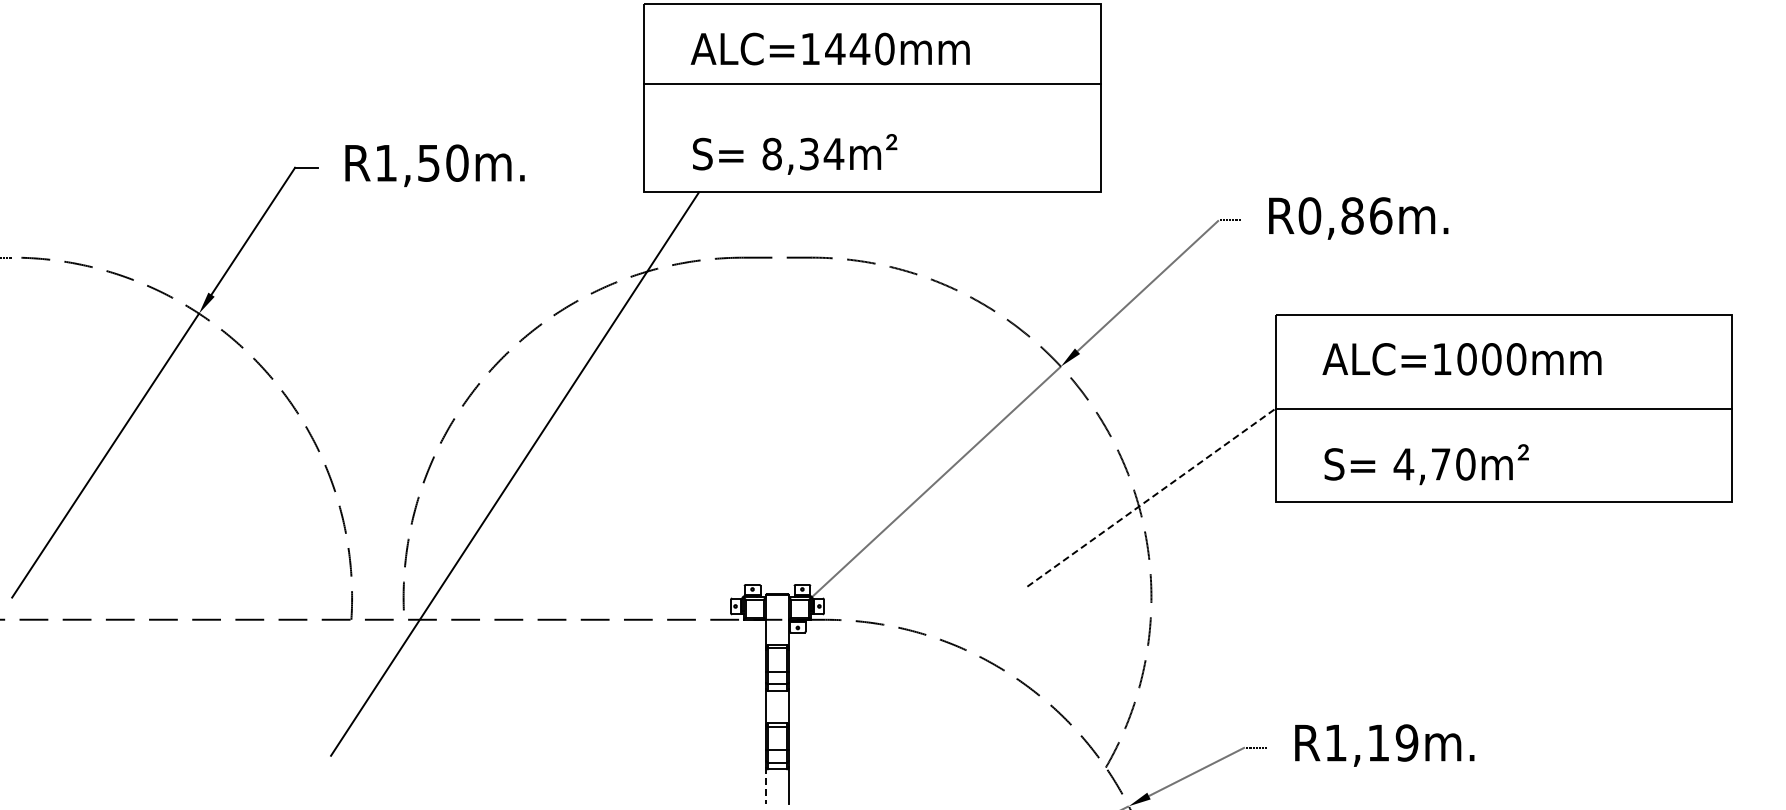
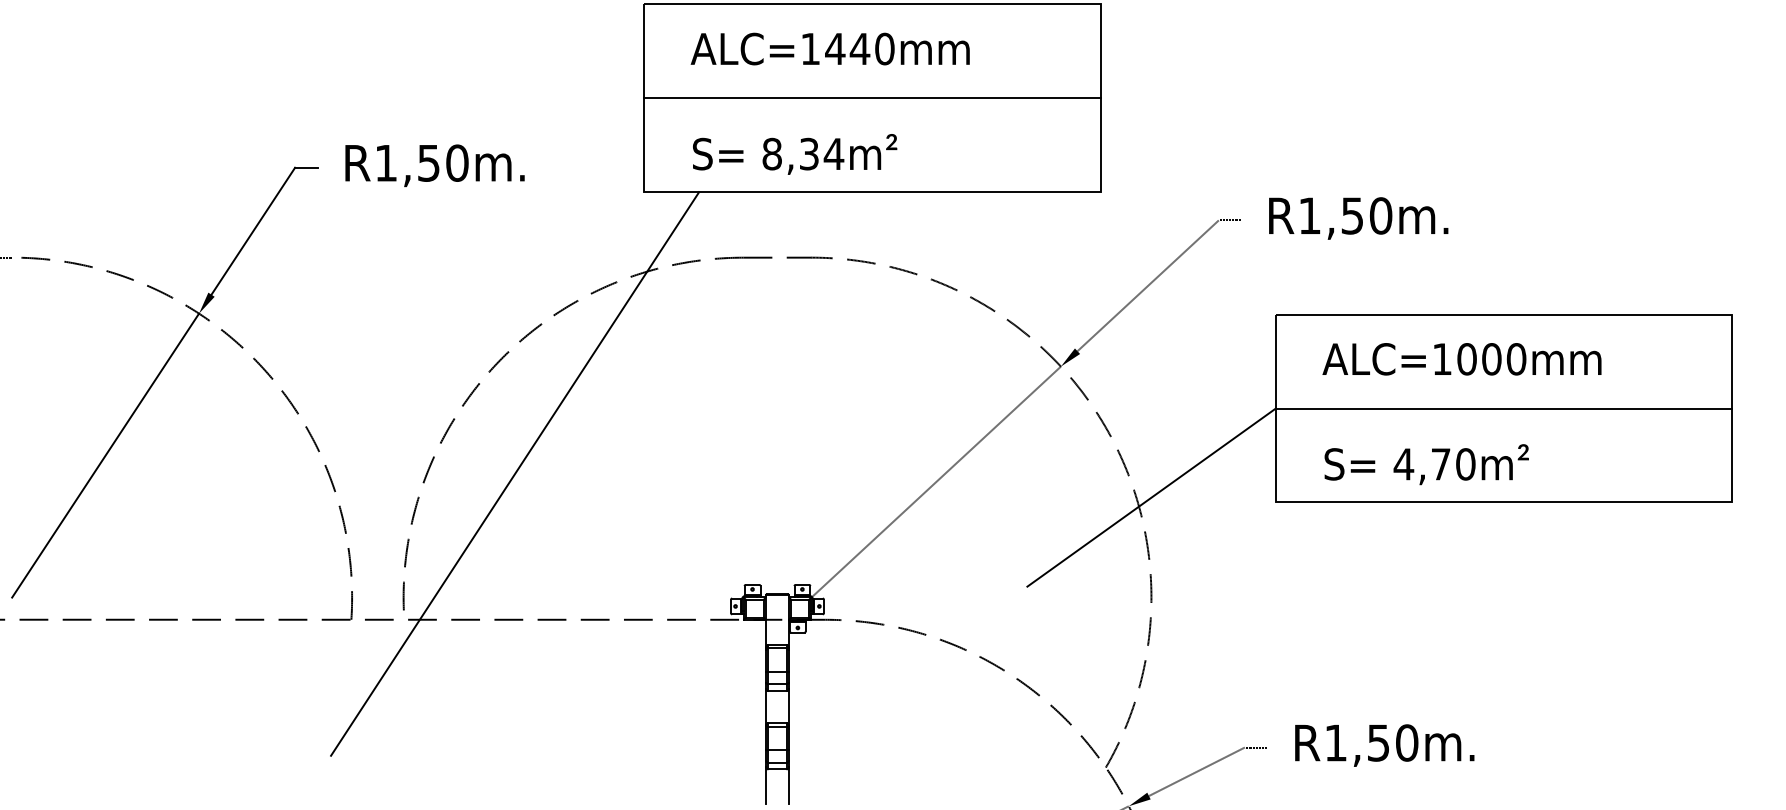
line position: (872, 84) -> (872, 98) (872, 98)
text: R0,86m. -> R1,50m. (1345, 215)
line: dashed -> solid (1151, 497)
text: R1,19m. -> R1,50m. (1393, 742)
line: dashed -> solid (766, 786)
